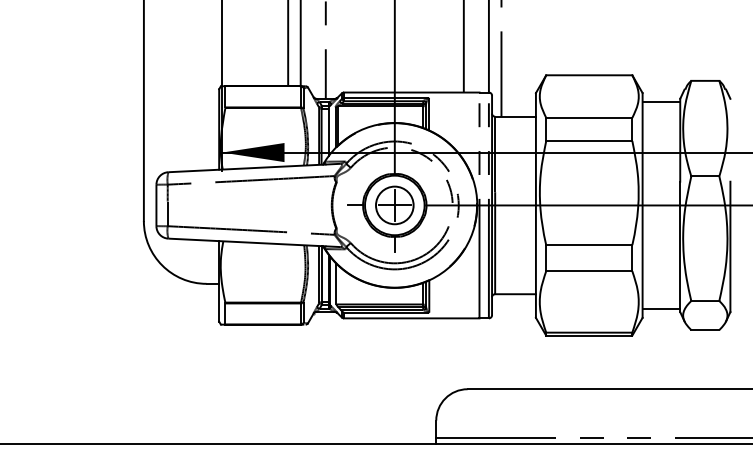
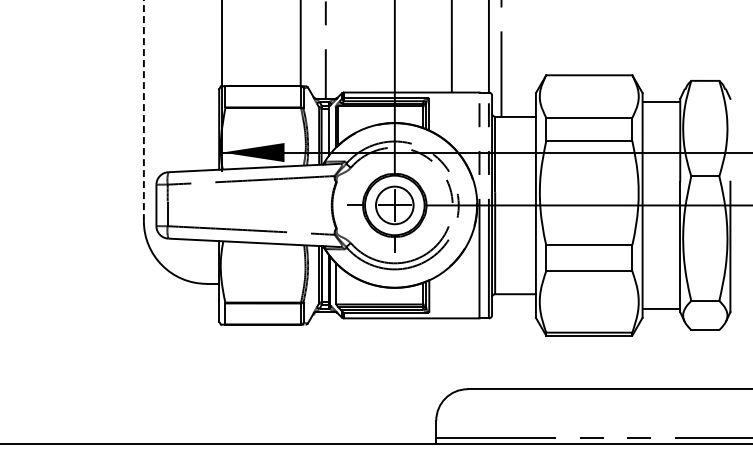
line: present -> none (288, 44)
line position: (463, 47) -> (451, 47) (451, 47)
line: solid -> dashed (143, 110)
